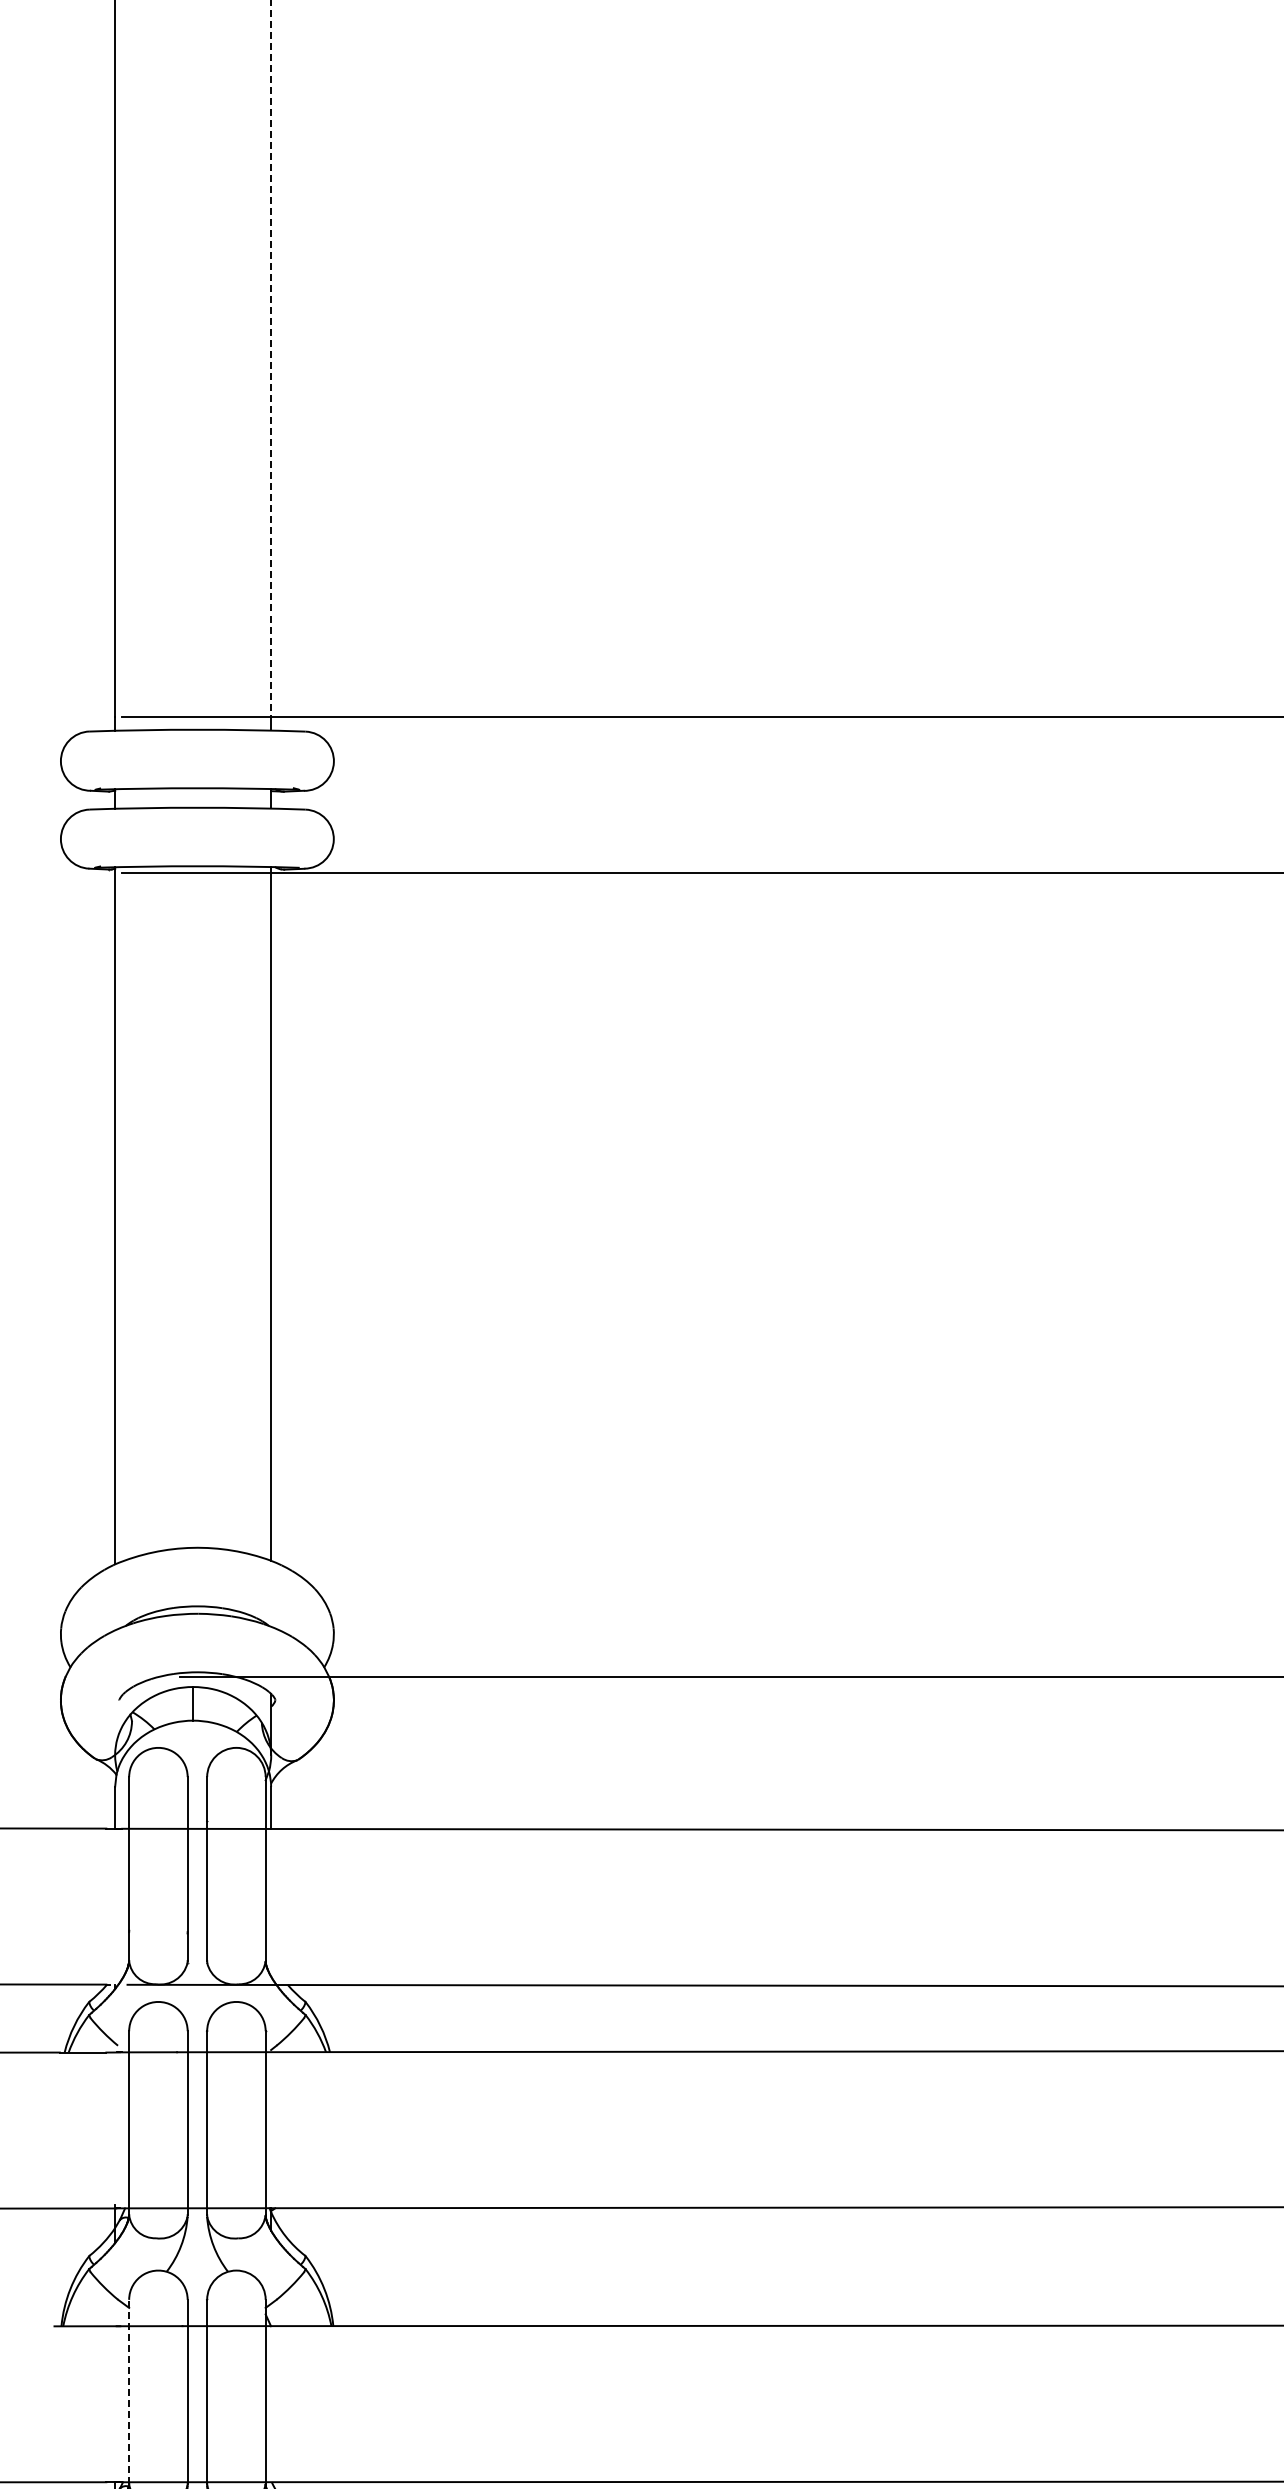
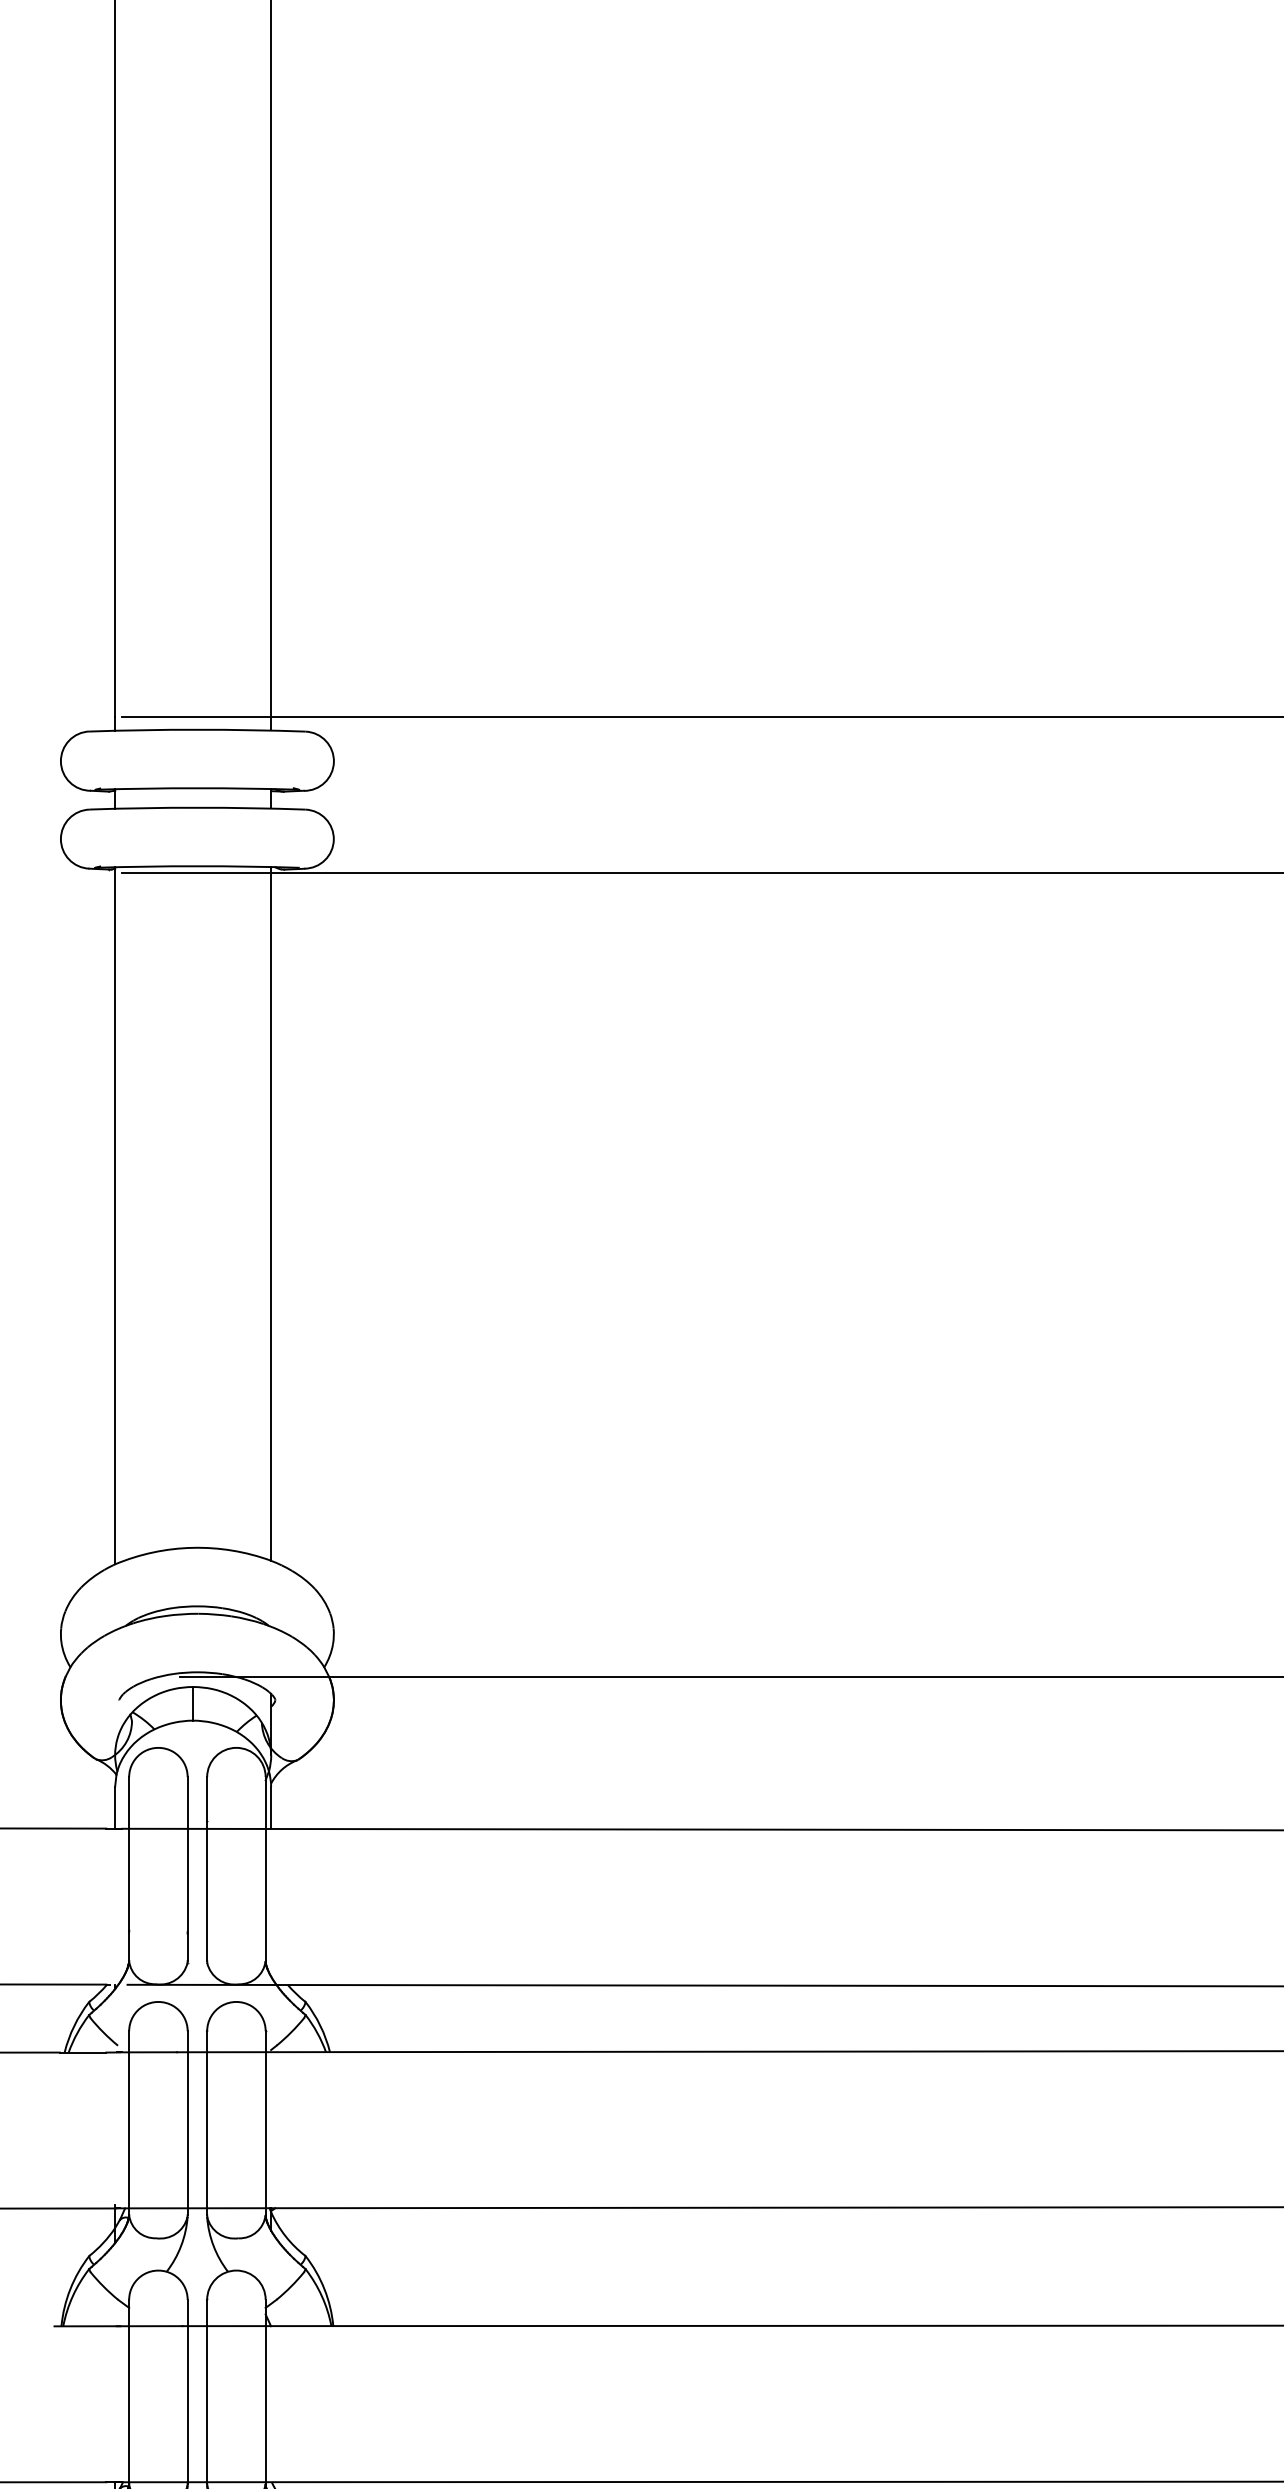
line: dashed -> solid (271, 359)
line: dashed -> solid (129, 2391)
